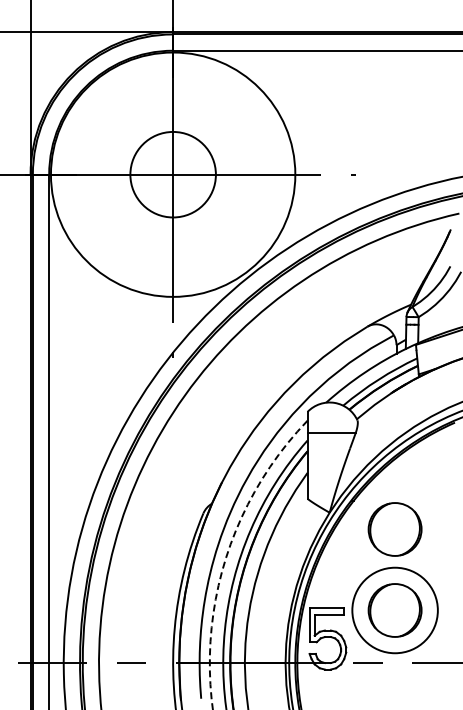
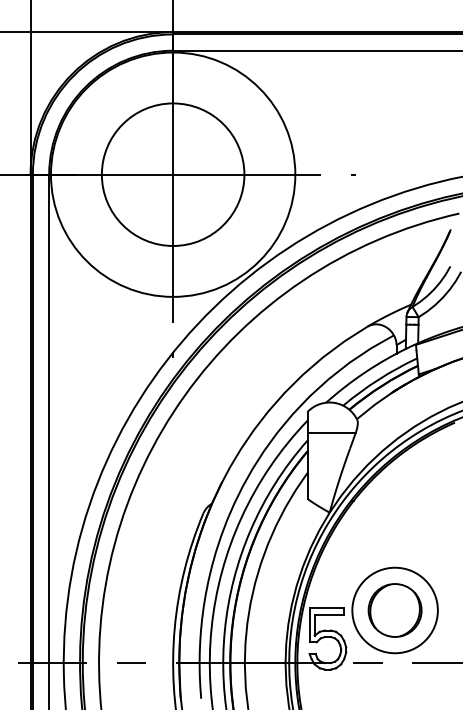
circle diameter: 86 px -> 143 px (172, 174)
part: present -> none (394, 529)
arc: dashed -> solid (226, 555)
